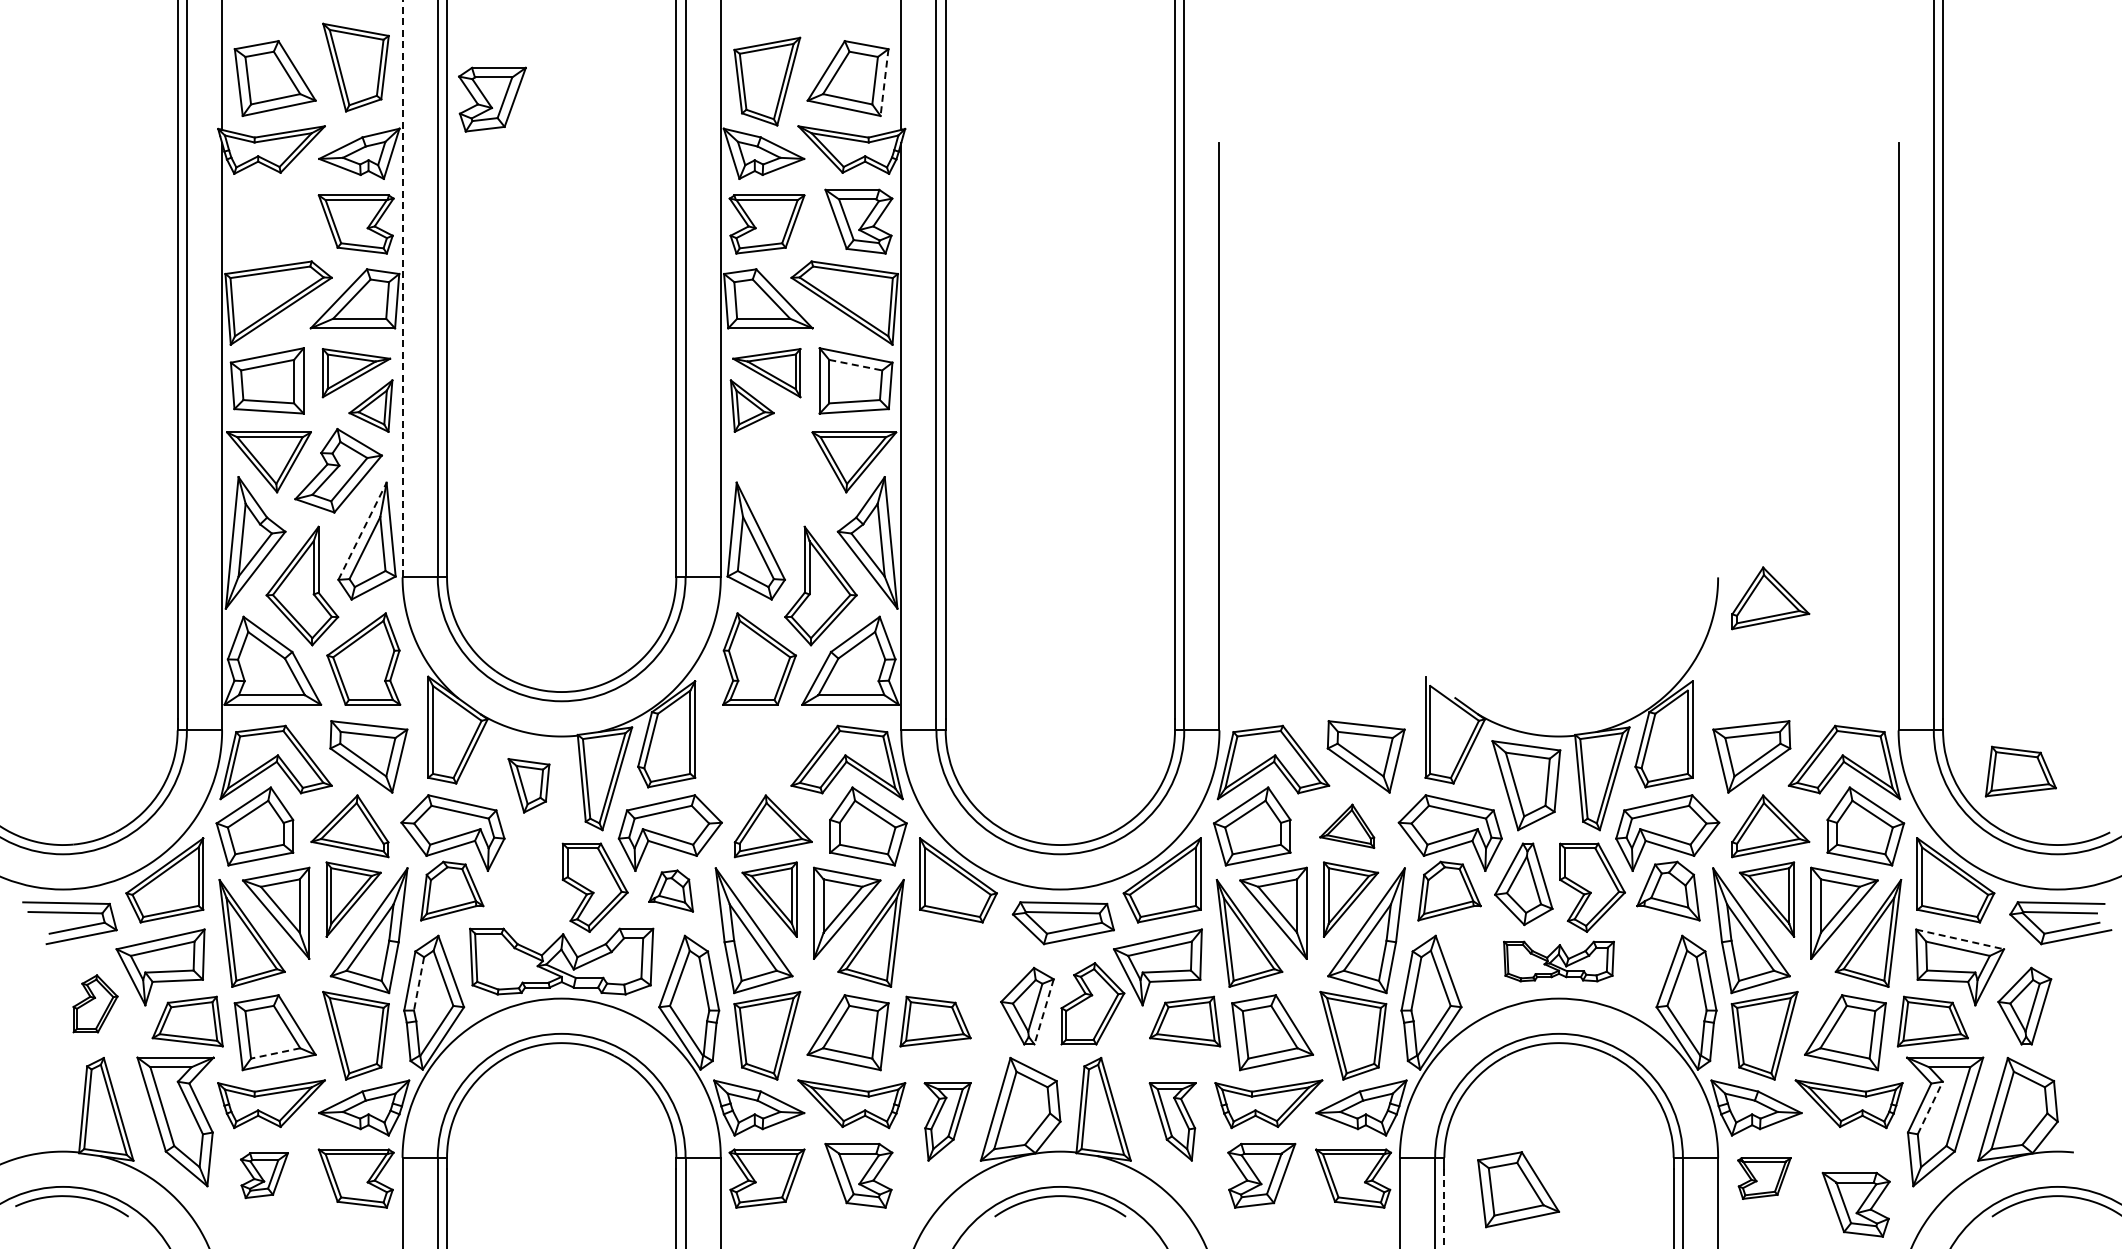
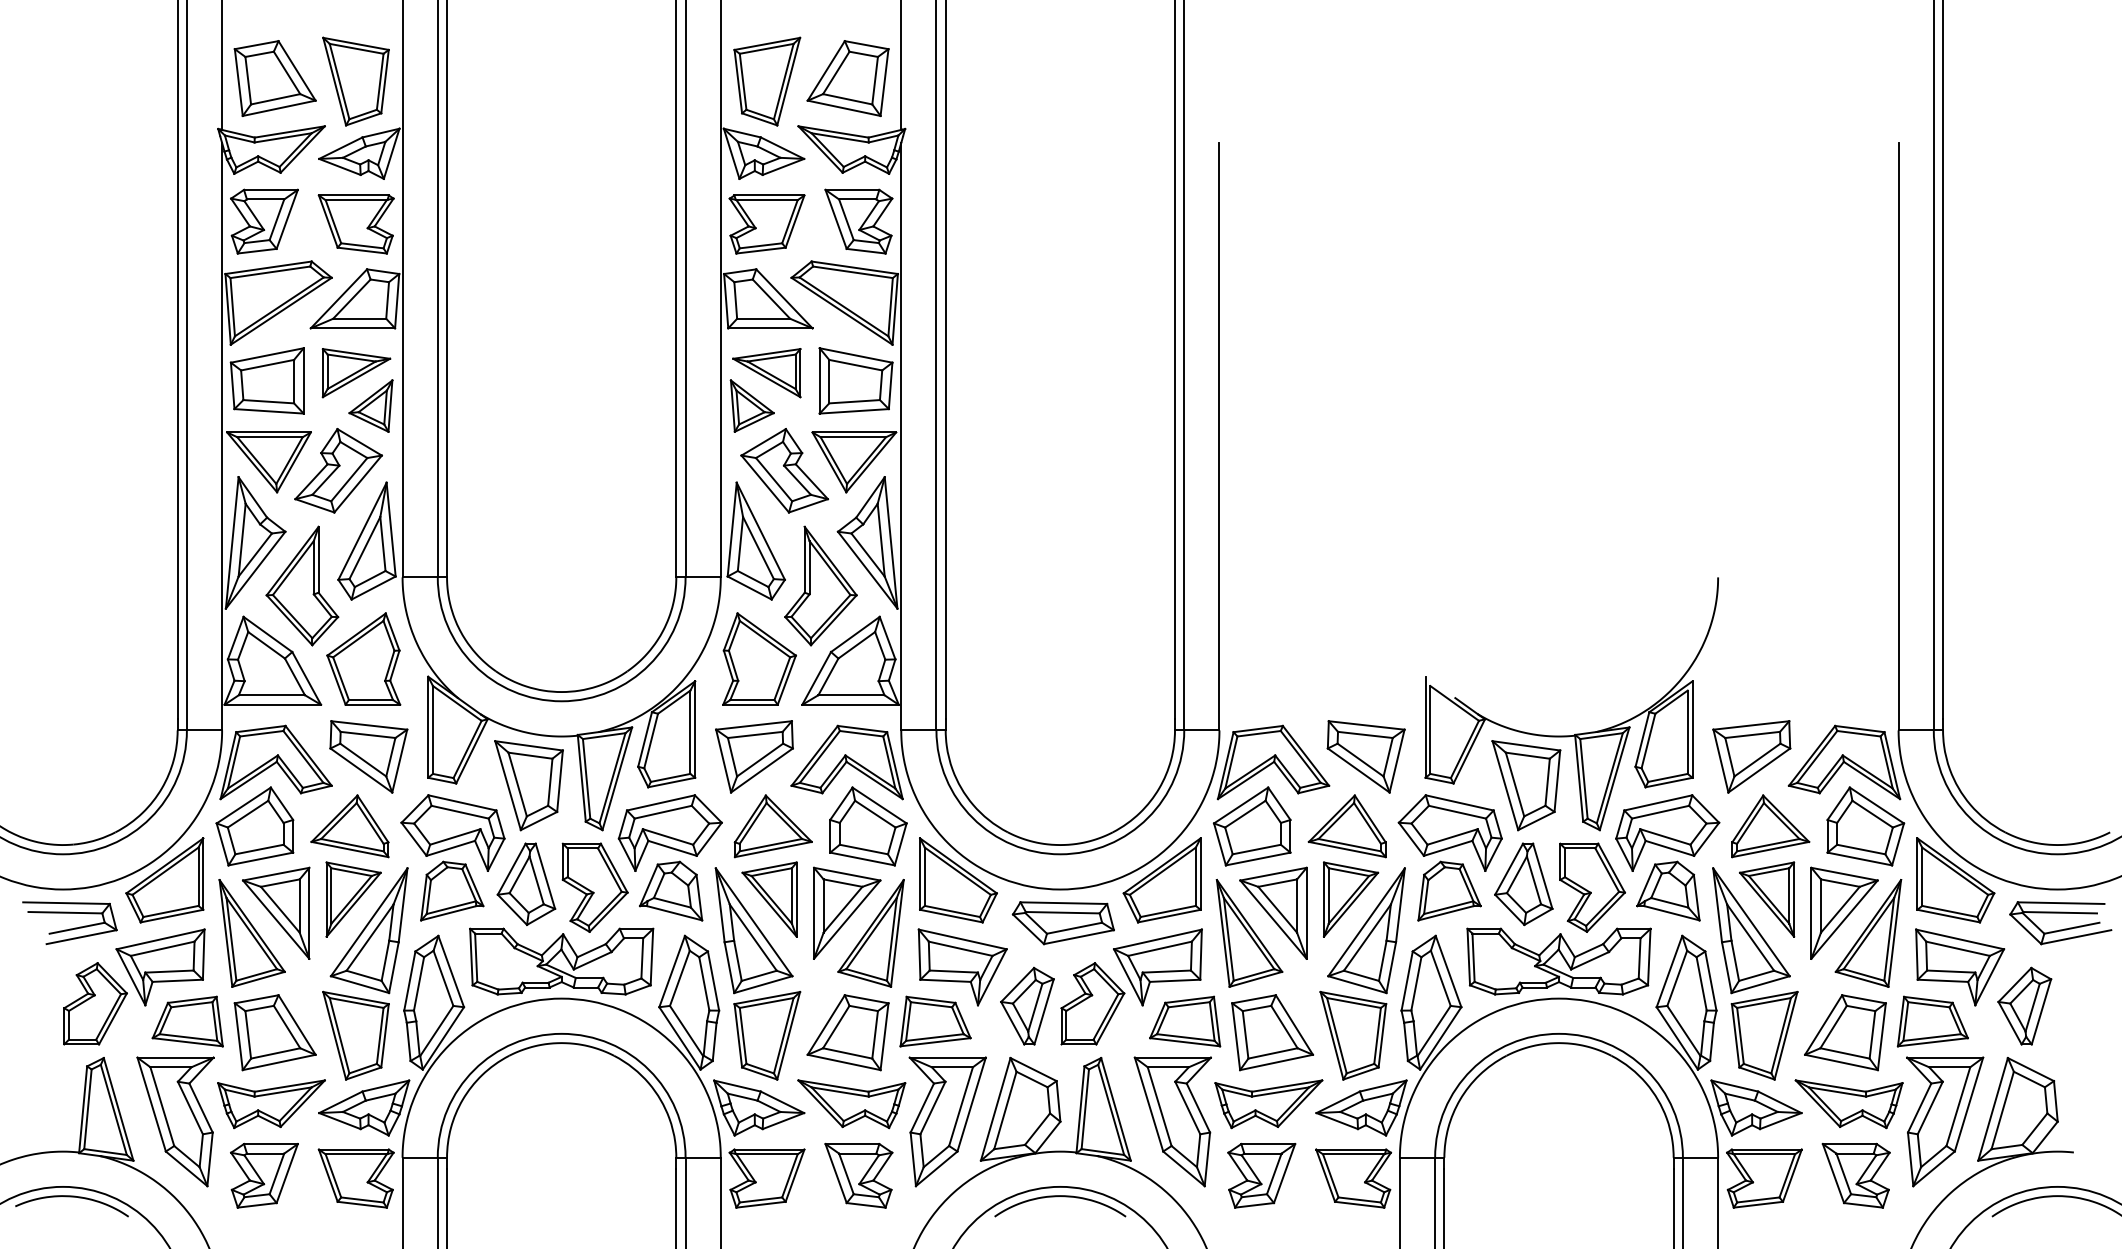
part position: (355, 67) -> (355, 81) (355, 81)
line: dashed -> solid (884, 82)
part position: (492, 99) -> (264, 221) (264, 221)
line: dashed -> solid (402, 288)
line: dashed -> solid (855, 365)
part: none -> present (784, 470)
line: dashed -> solid (362, 530)
part: present -> none (1770, 598)
part: none -> present (754, 756)
part: present -> none (2020, 771)
part size: 44x56 px -> 70x92 px (528, 785)
part size: 57x46 px -> 80x65 px (1346, 826)
part: none -> present (526, 883)
part size: 47x44 px -> 65x62 px (671, 890)
line: dashed -> solid (1960, 939)
part size: 112x43 px -> 186x69 px (1558, 961)
part: none -> present (962, 967)
line: dashed -> solid (418, 984)
part size: 47x60 px -> 65x84 px (95, 1003)
line: dashed -> solid (1044, 1011)
line: dashed -> solid (275, 1053)
line: dashed -> solid (1930, 1107)
part size: 49x80 px -> 79x132 px (947, 1121)
part size: 49x80 px -> 79x132 px (1172, 1121)
part size: 49x48 px -> 69x67 px (264, 1175)
part size: 55x43 px -> 77x61 px (1764, 1178)
part: present -> none (1518, 1189)
part position: (1855, 1204) -> (1855, 1175) (1855, 1175)
line: dashed -> solid (1444, 1208)
